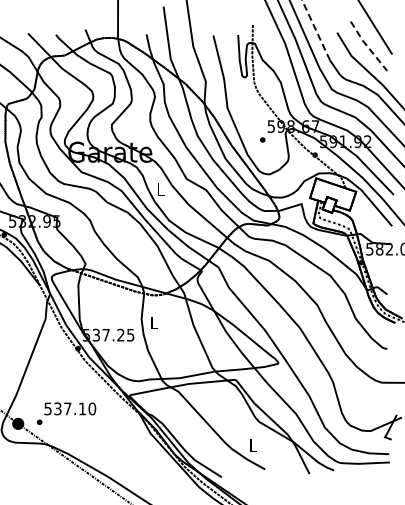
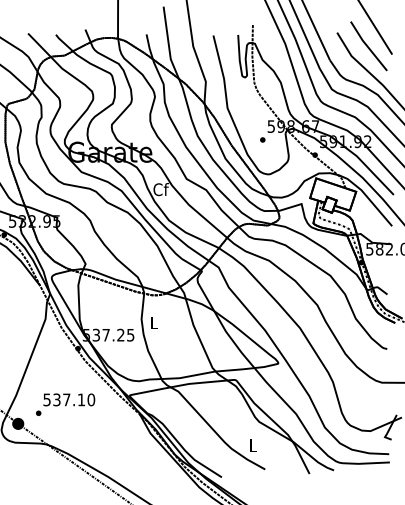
line: dashed -> solid (315, 29)
line: dashed -> solid (367, 46)
text: L -> Cf (160, 189)
text position: (66, 413) -> (65, 404) (65, 404)
